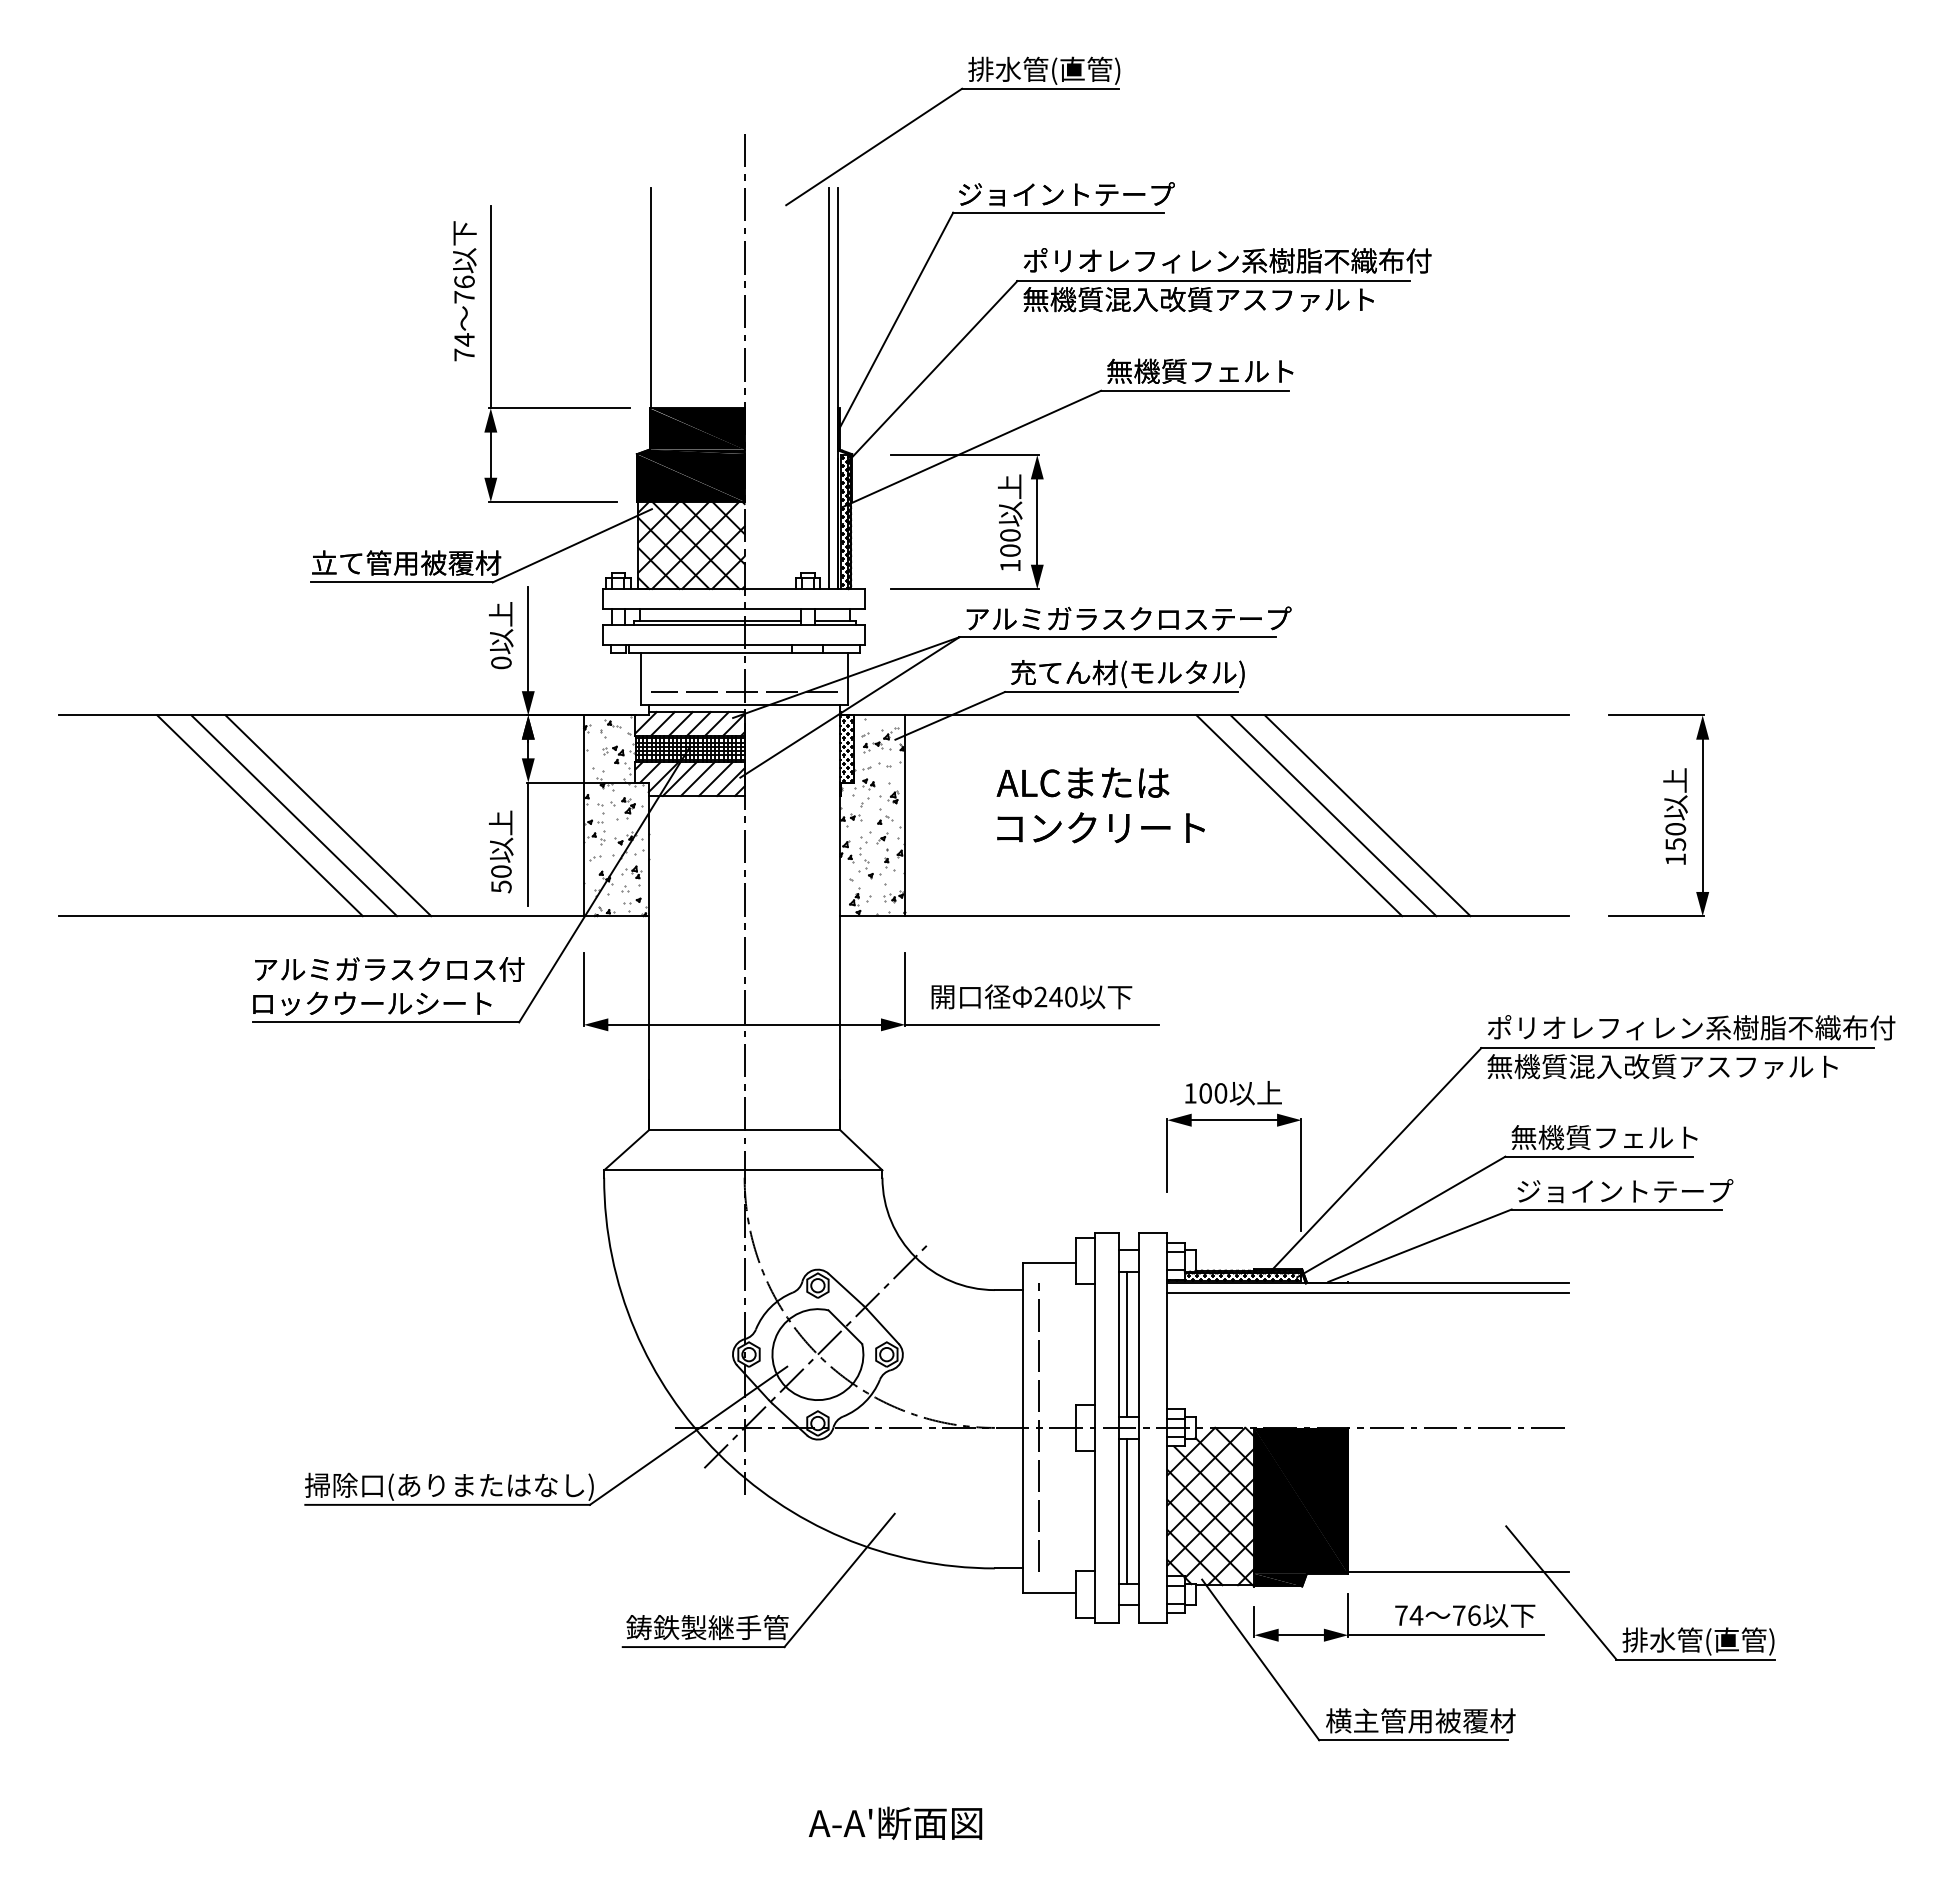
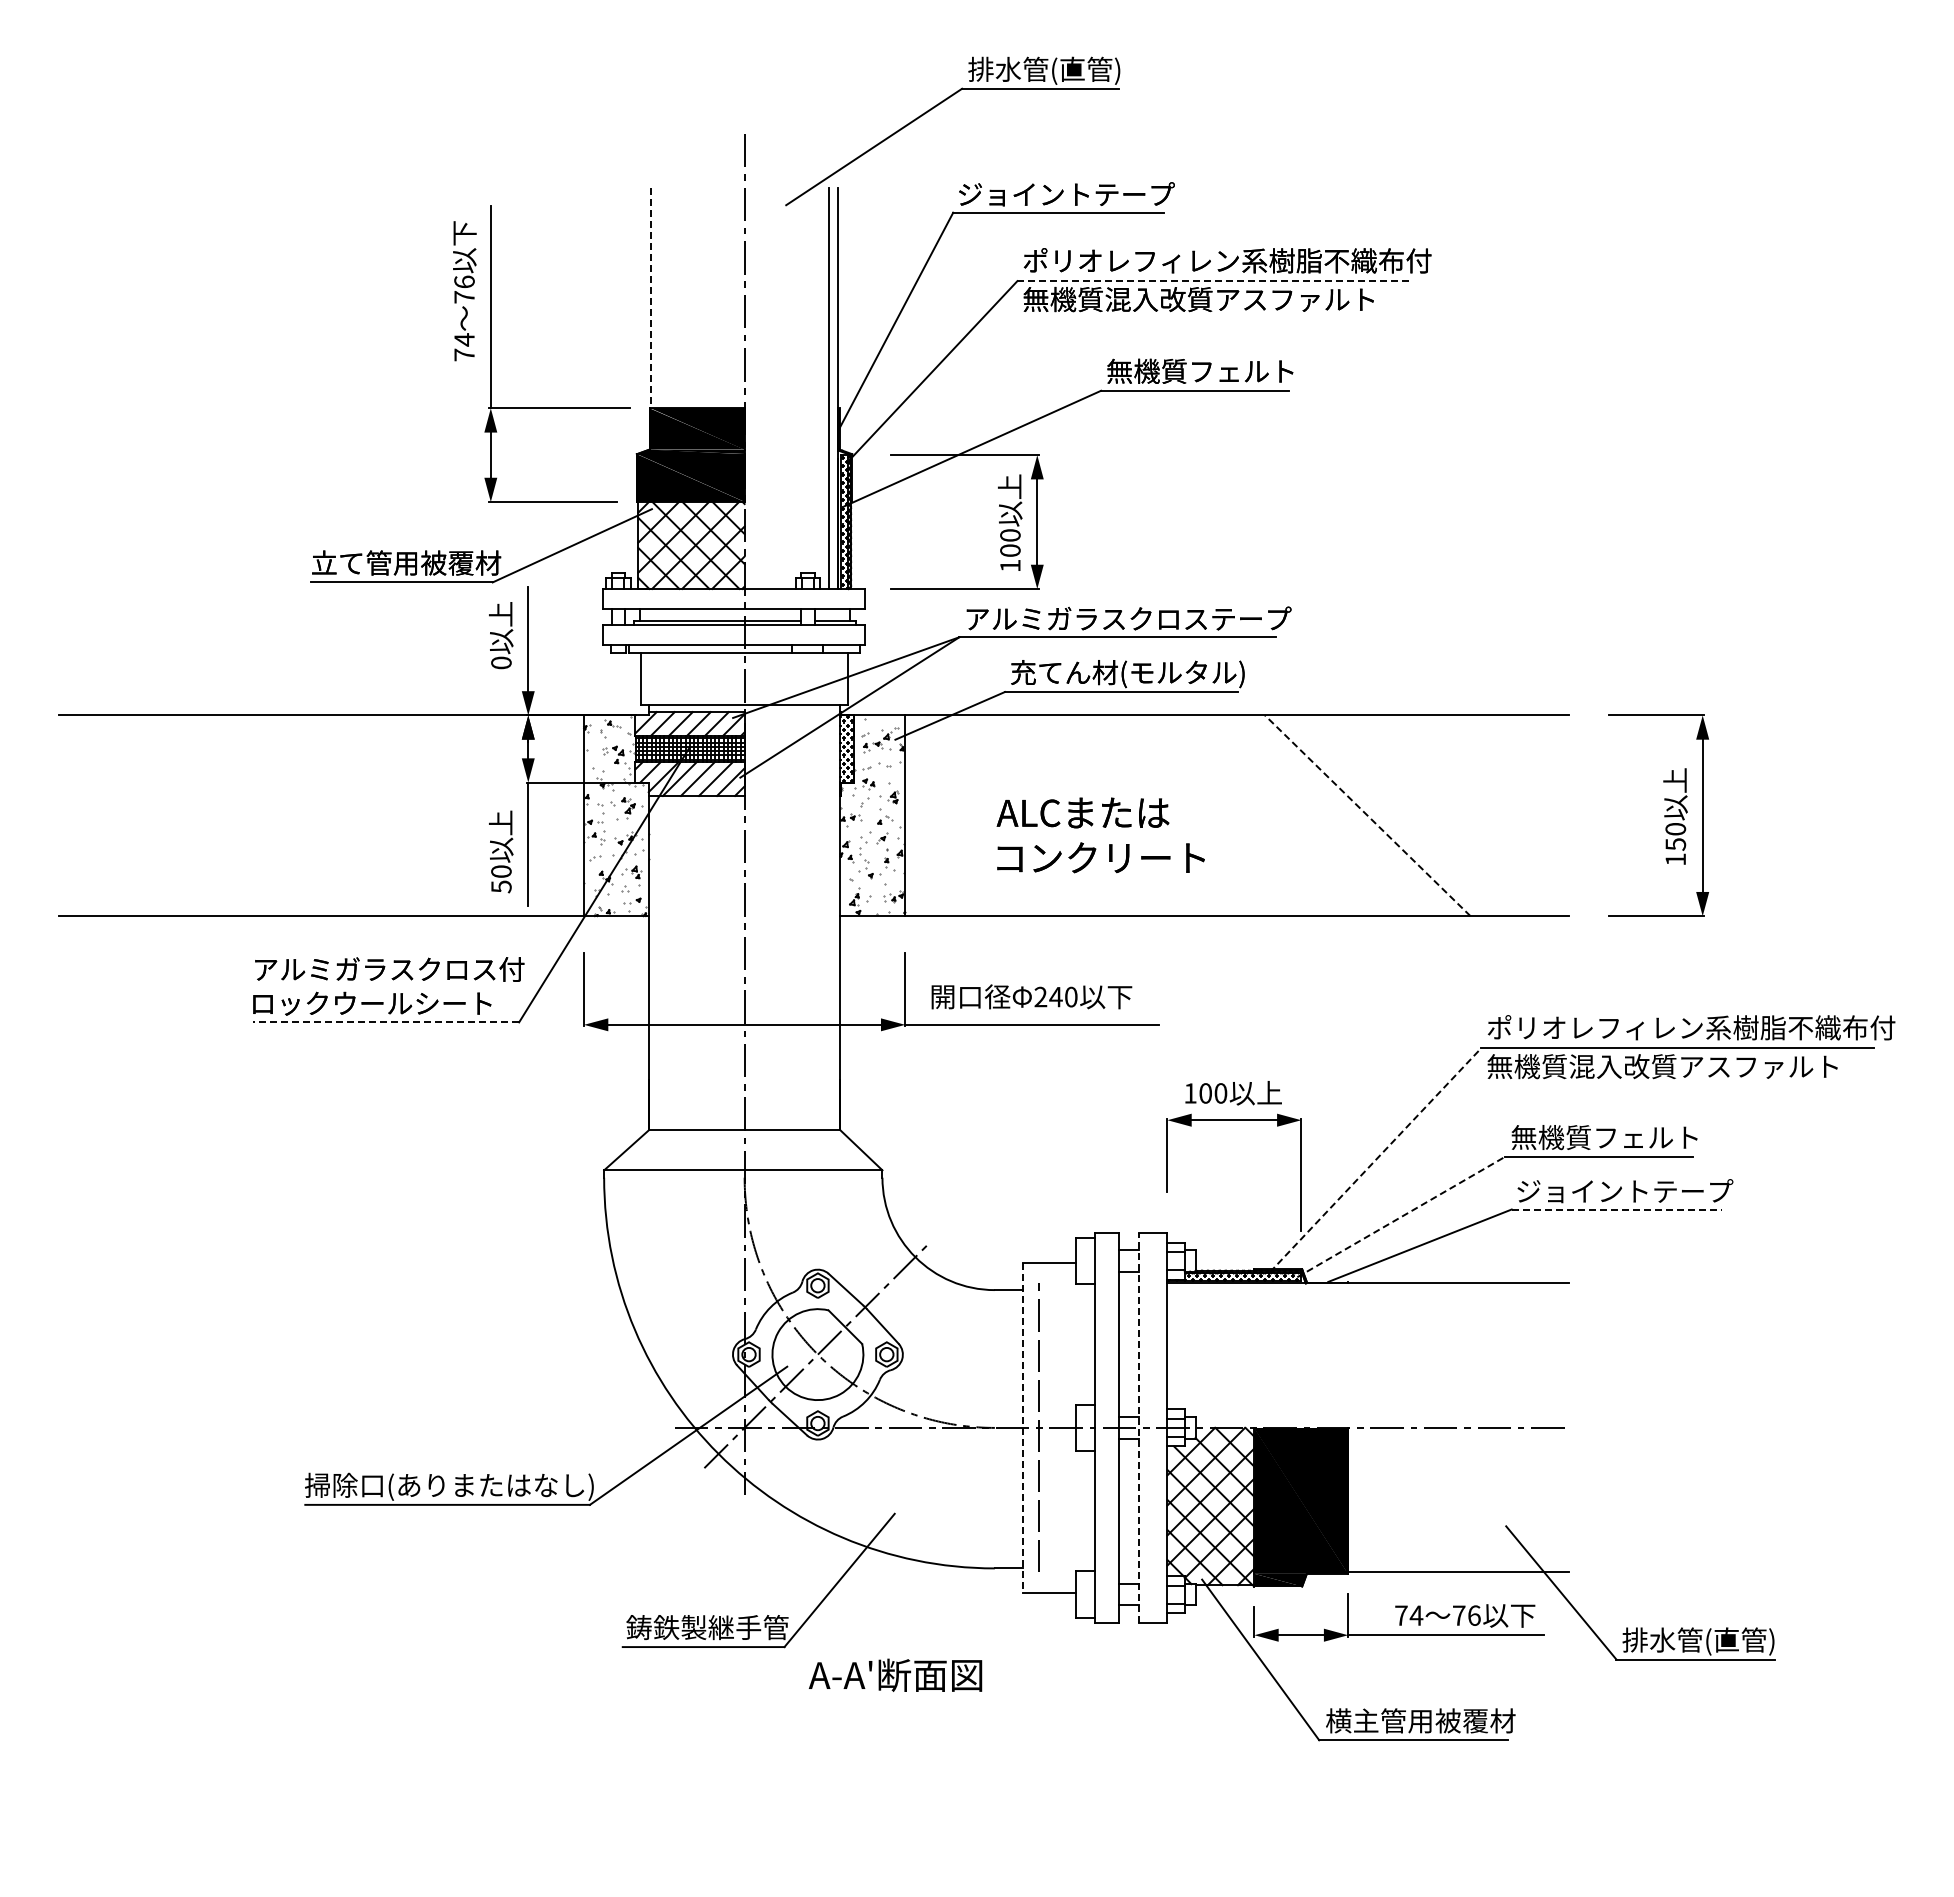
line: solid -> dashed (1214, 281)
line: solid -> dashed (650, 298)
line: present -> none (744, 692)
text position: (1100, 805) -> (1100, 835) (1100, 835)
line: present -> none (259, 815)
line: present -> none (294, 815)
line: present -> none (328, 815)
line: present -> none (1299, 815)
line: present -> none (1333, 815)
line: solid -> dashed (1367, 815)
line: solid -> dashed (385, 1022)
line: solid -> dashed (1375, 1160)
line: solid -> dashed (1617, 1209)
line: solid -> dashed (1401, 1216)
line: present -> none (1367, 1292)
line: present -> none (1127, 1344)
line: solid -> dashed (1139, 1427)
line: solid -> dashed (1022, 1428)
line: present -> none (1127, 1511)
text position: (895, 1822) -> (895, 1674) (895, 1674)
